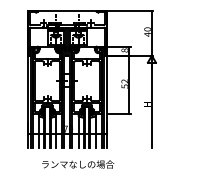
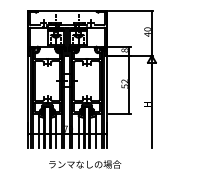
text position: (78, 164) -> (85, 164) (85, 164)
